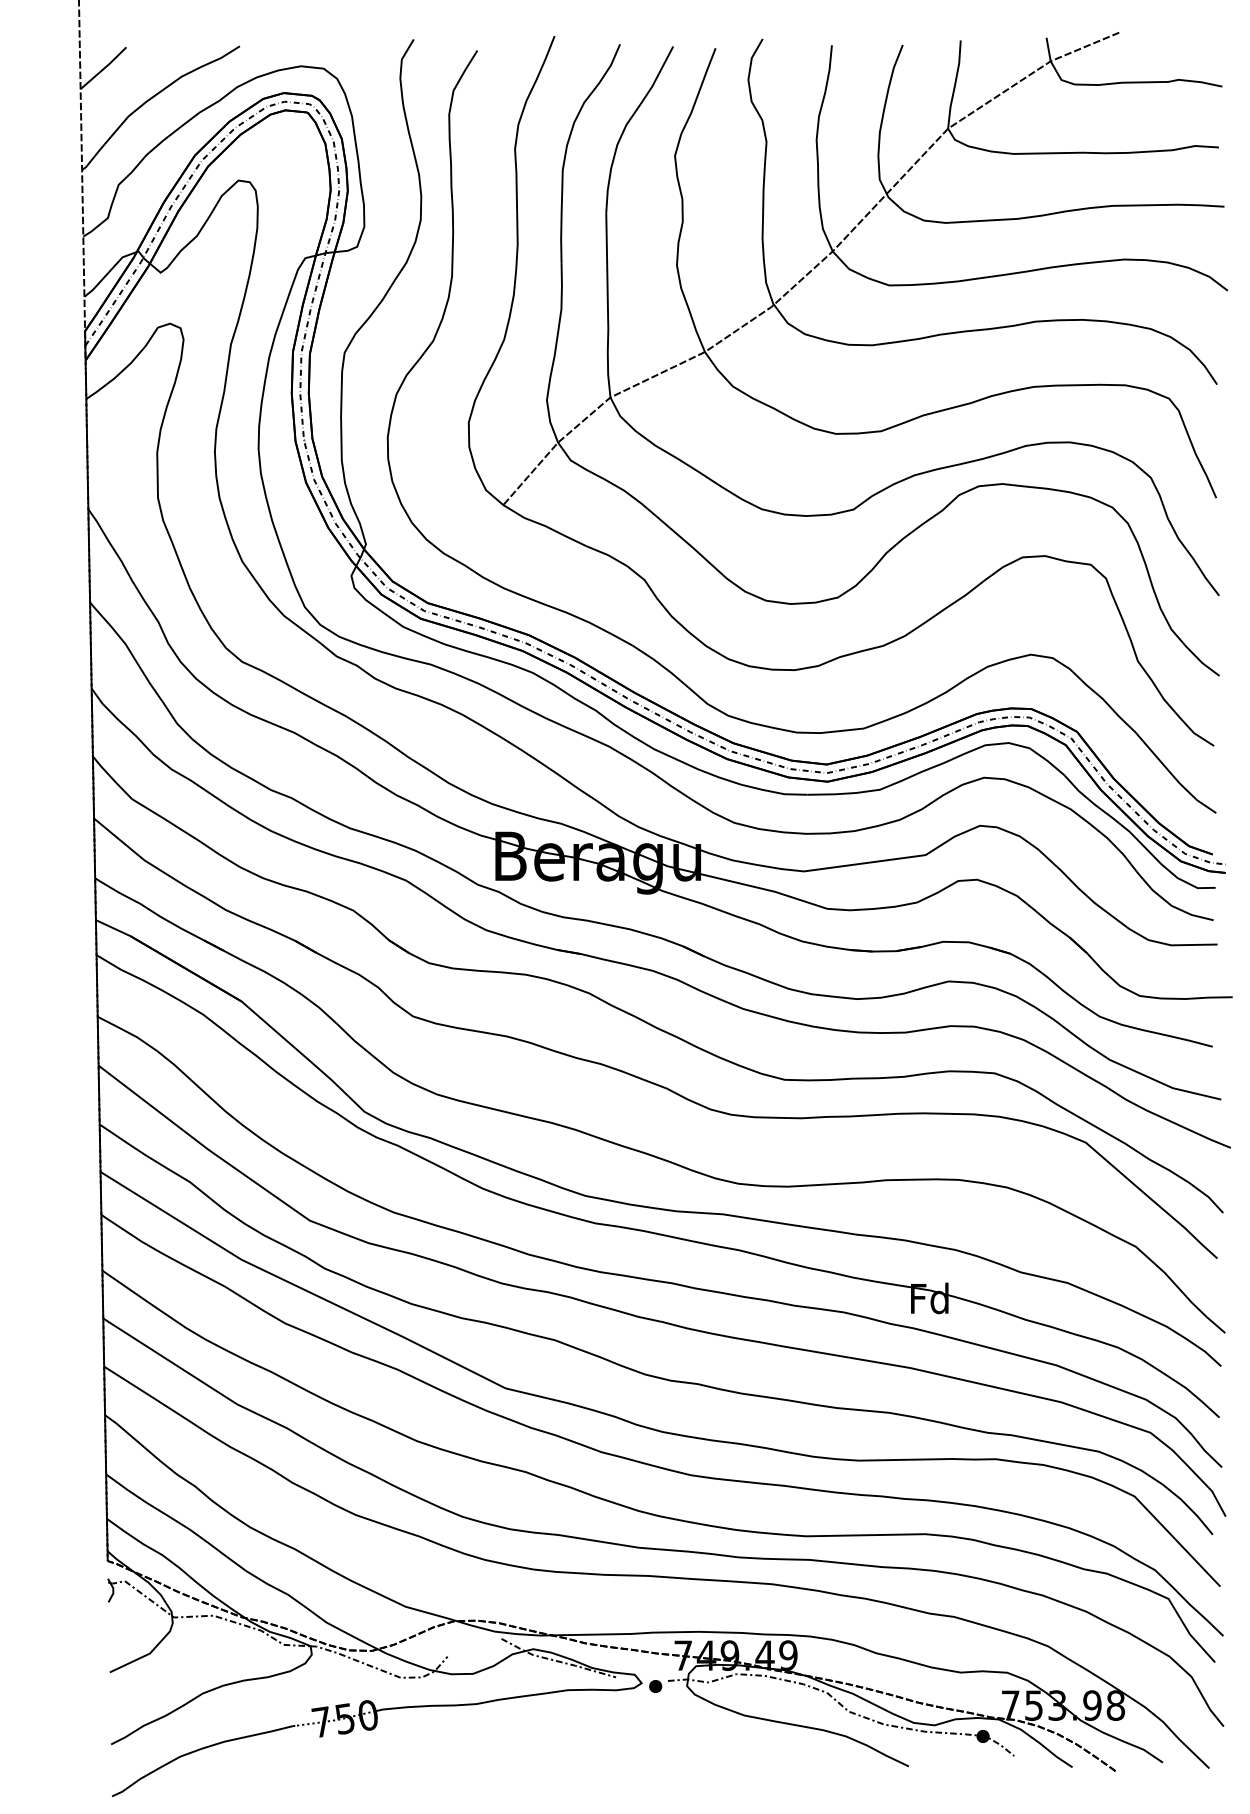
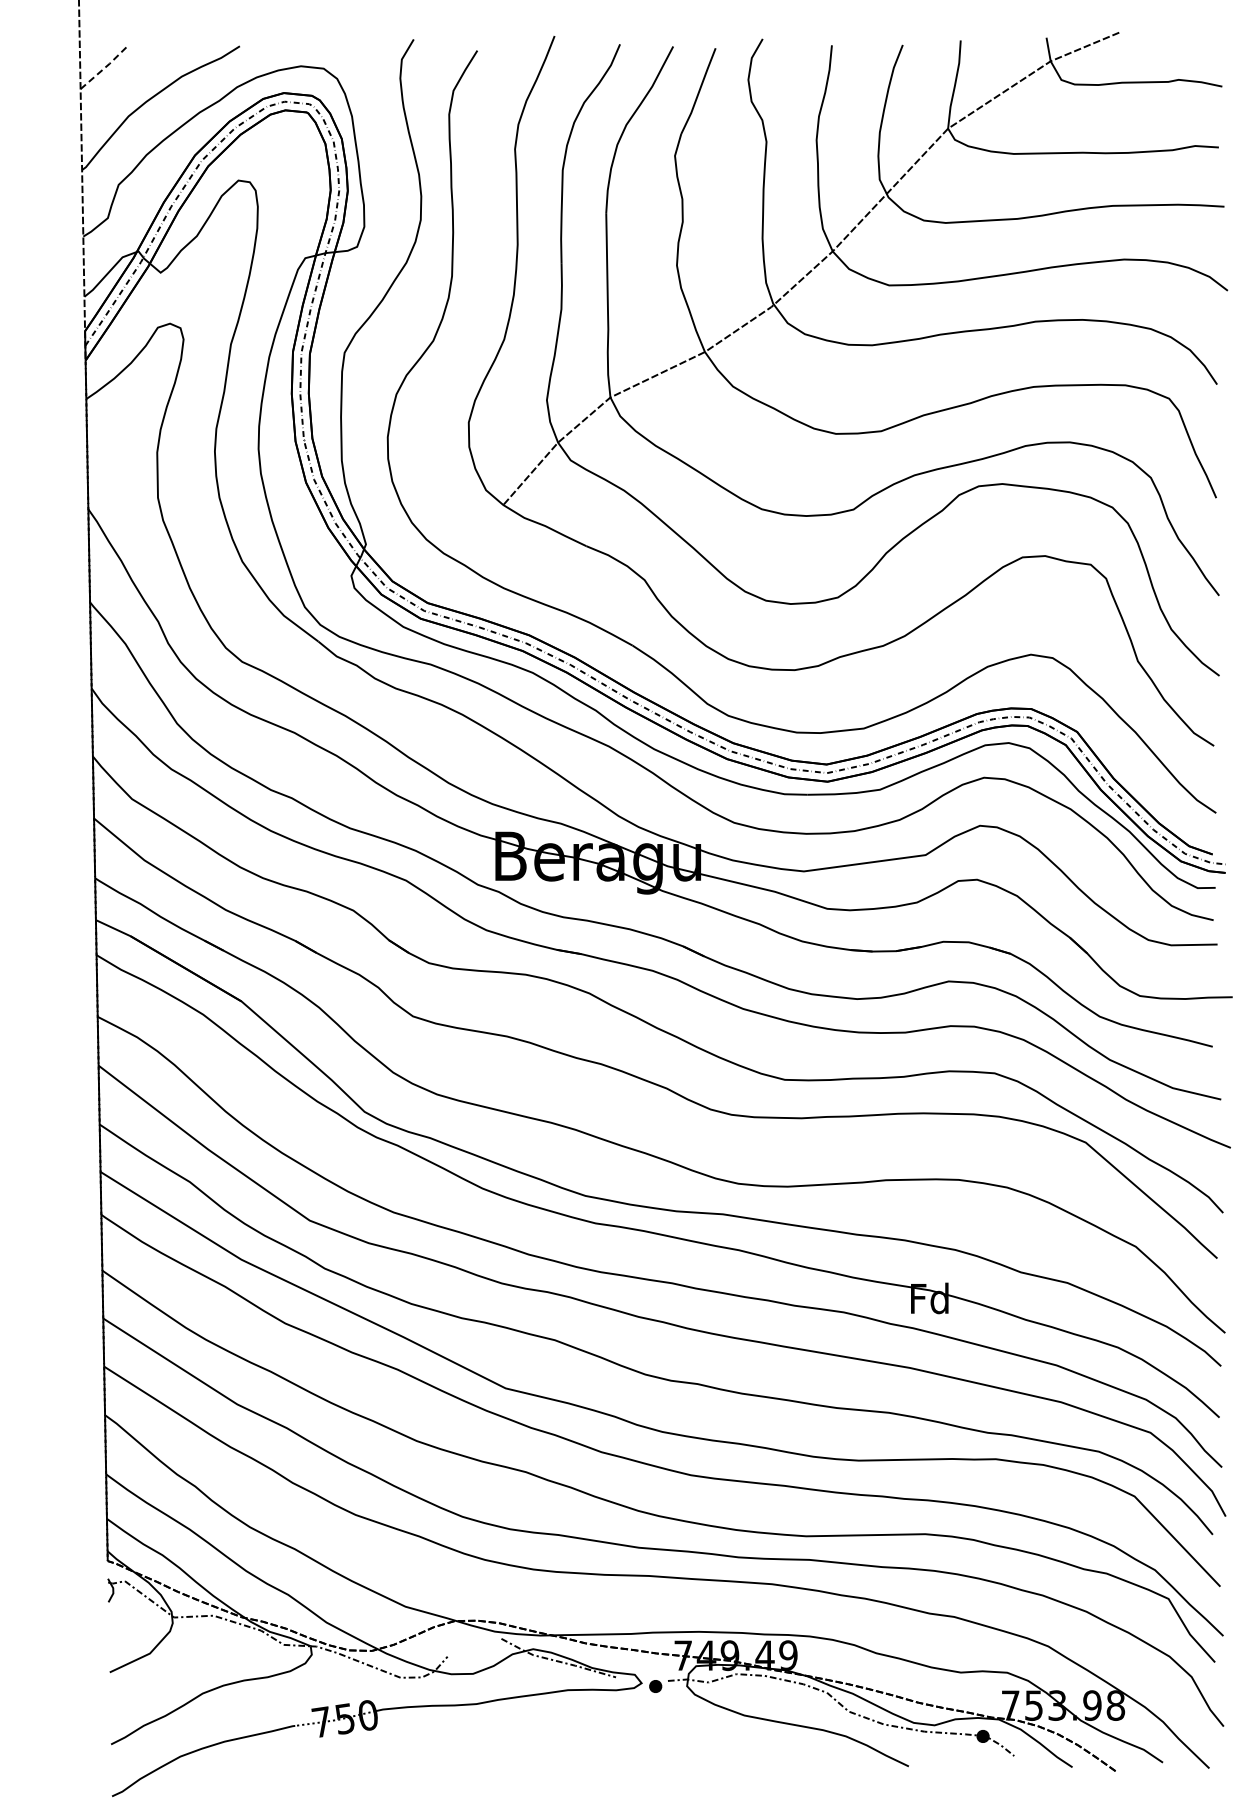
line: solid -> dashed (104, 68)
